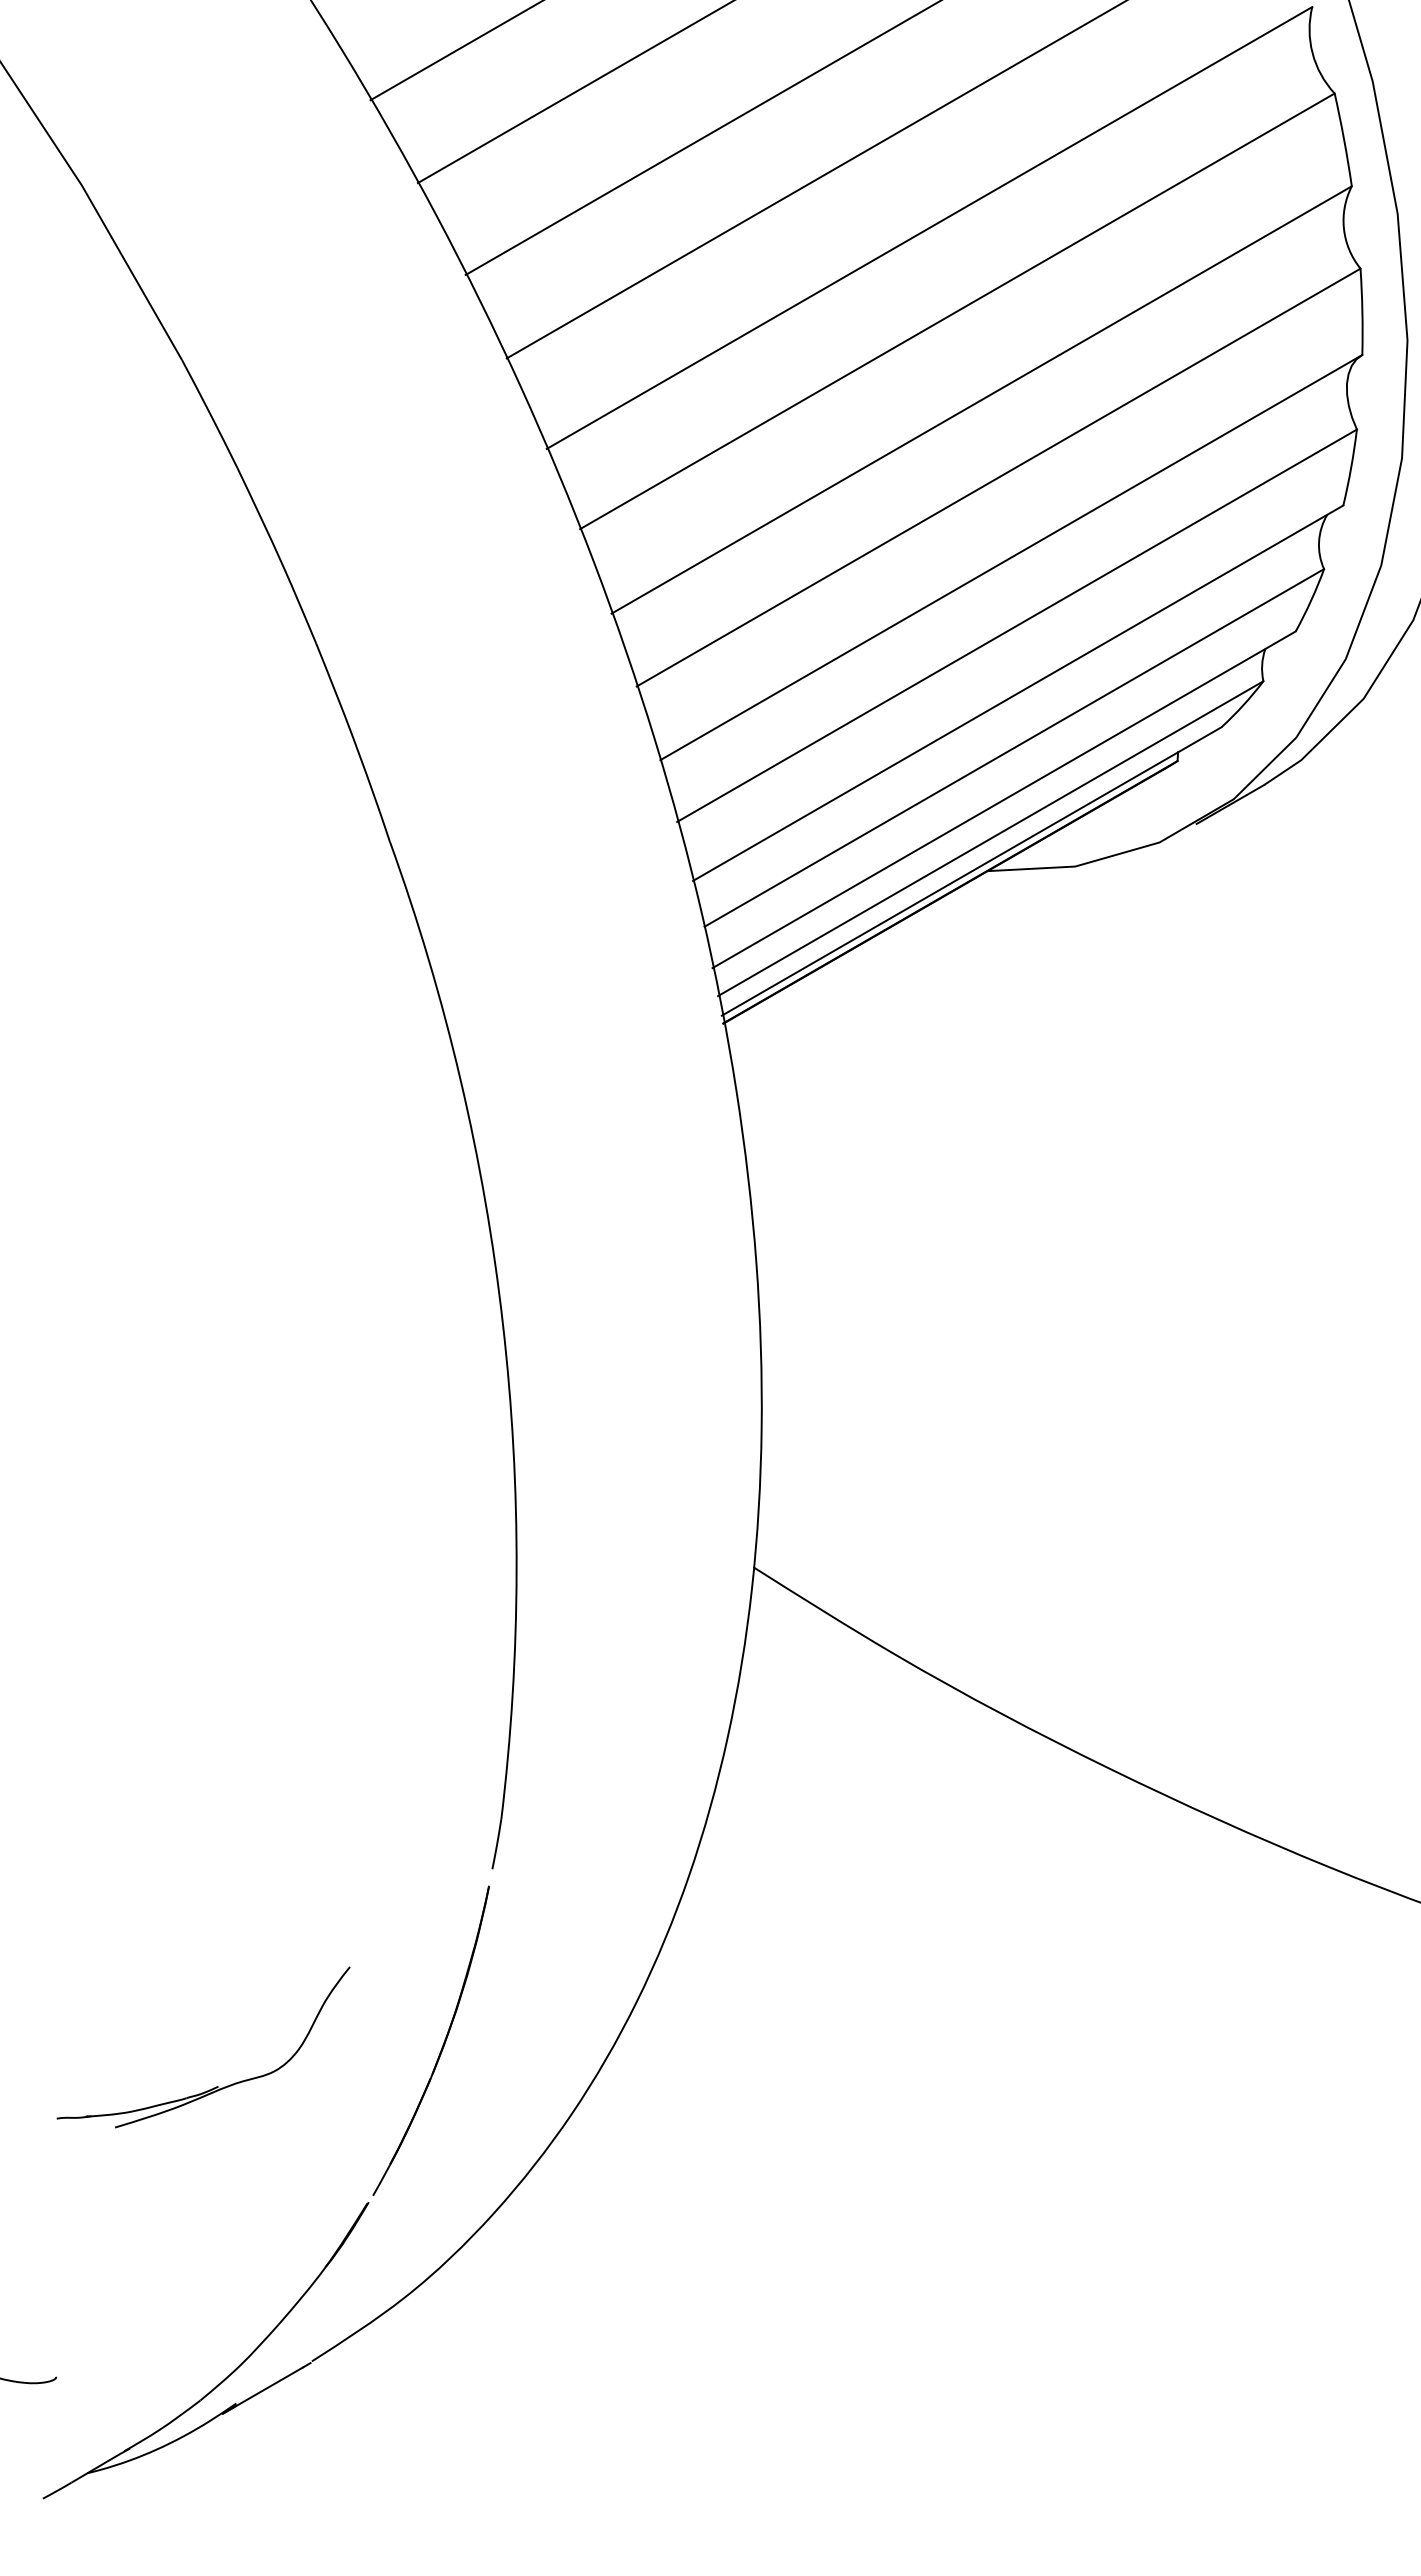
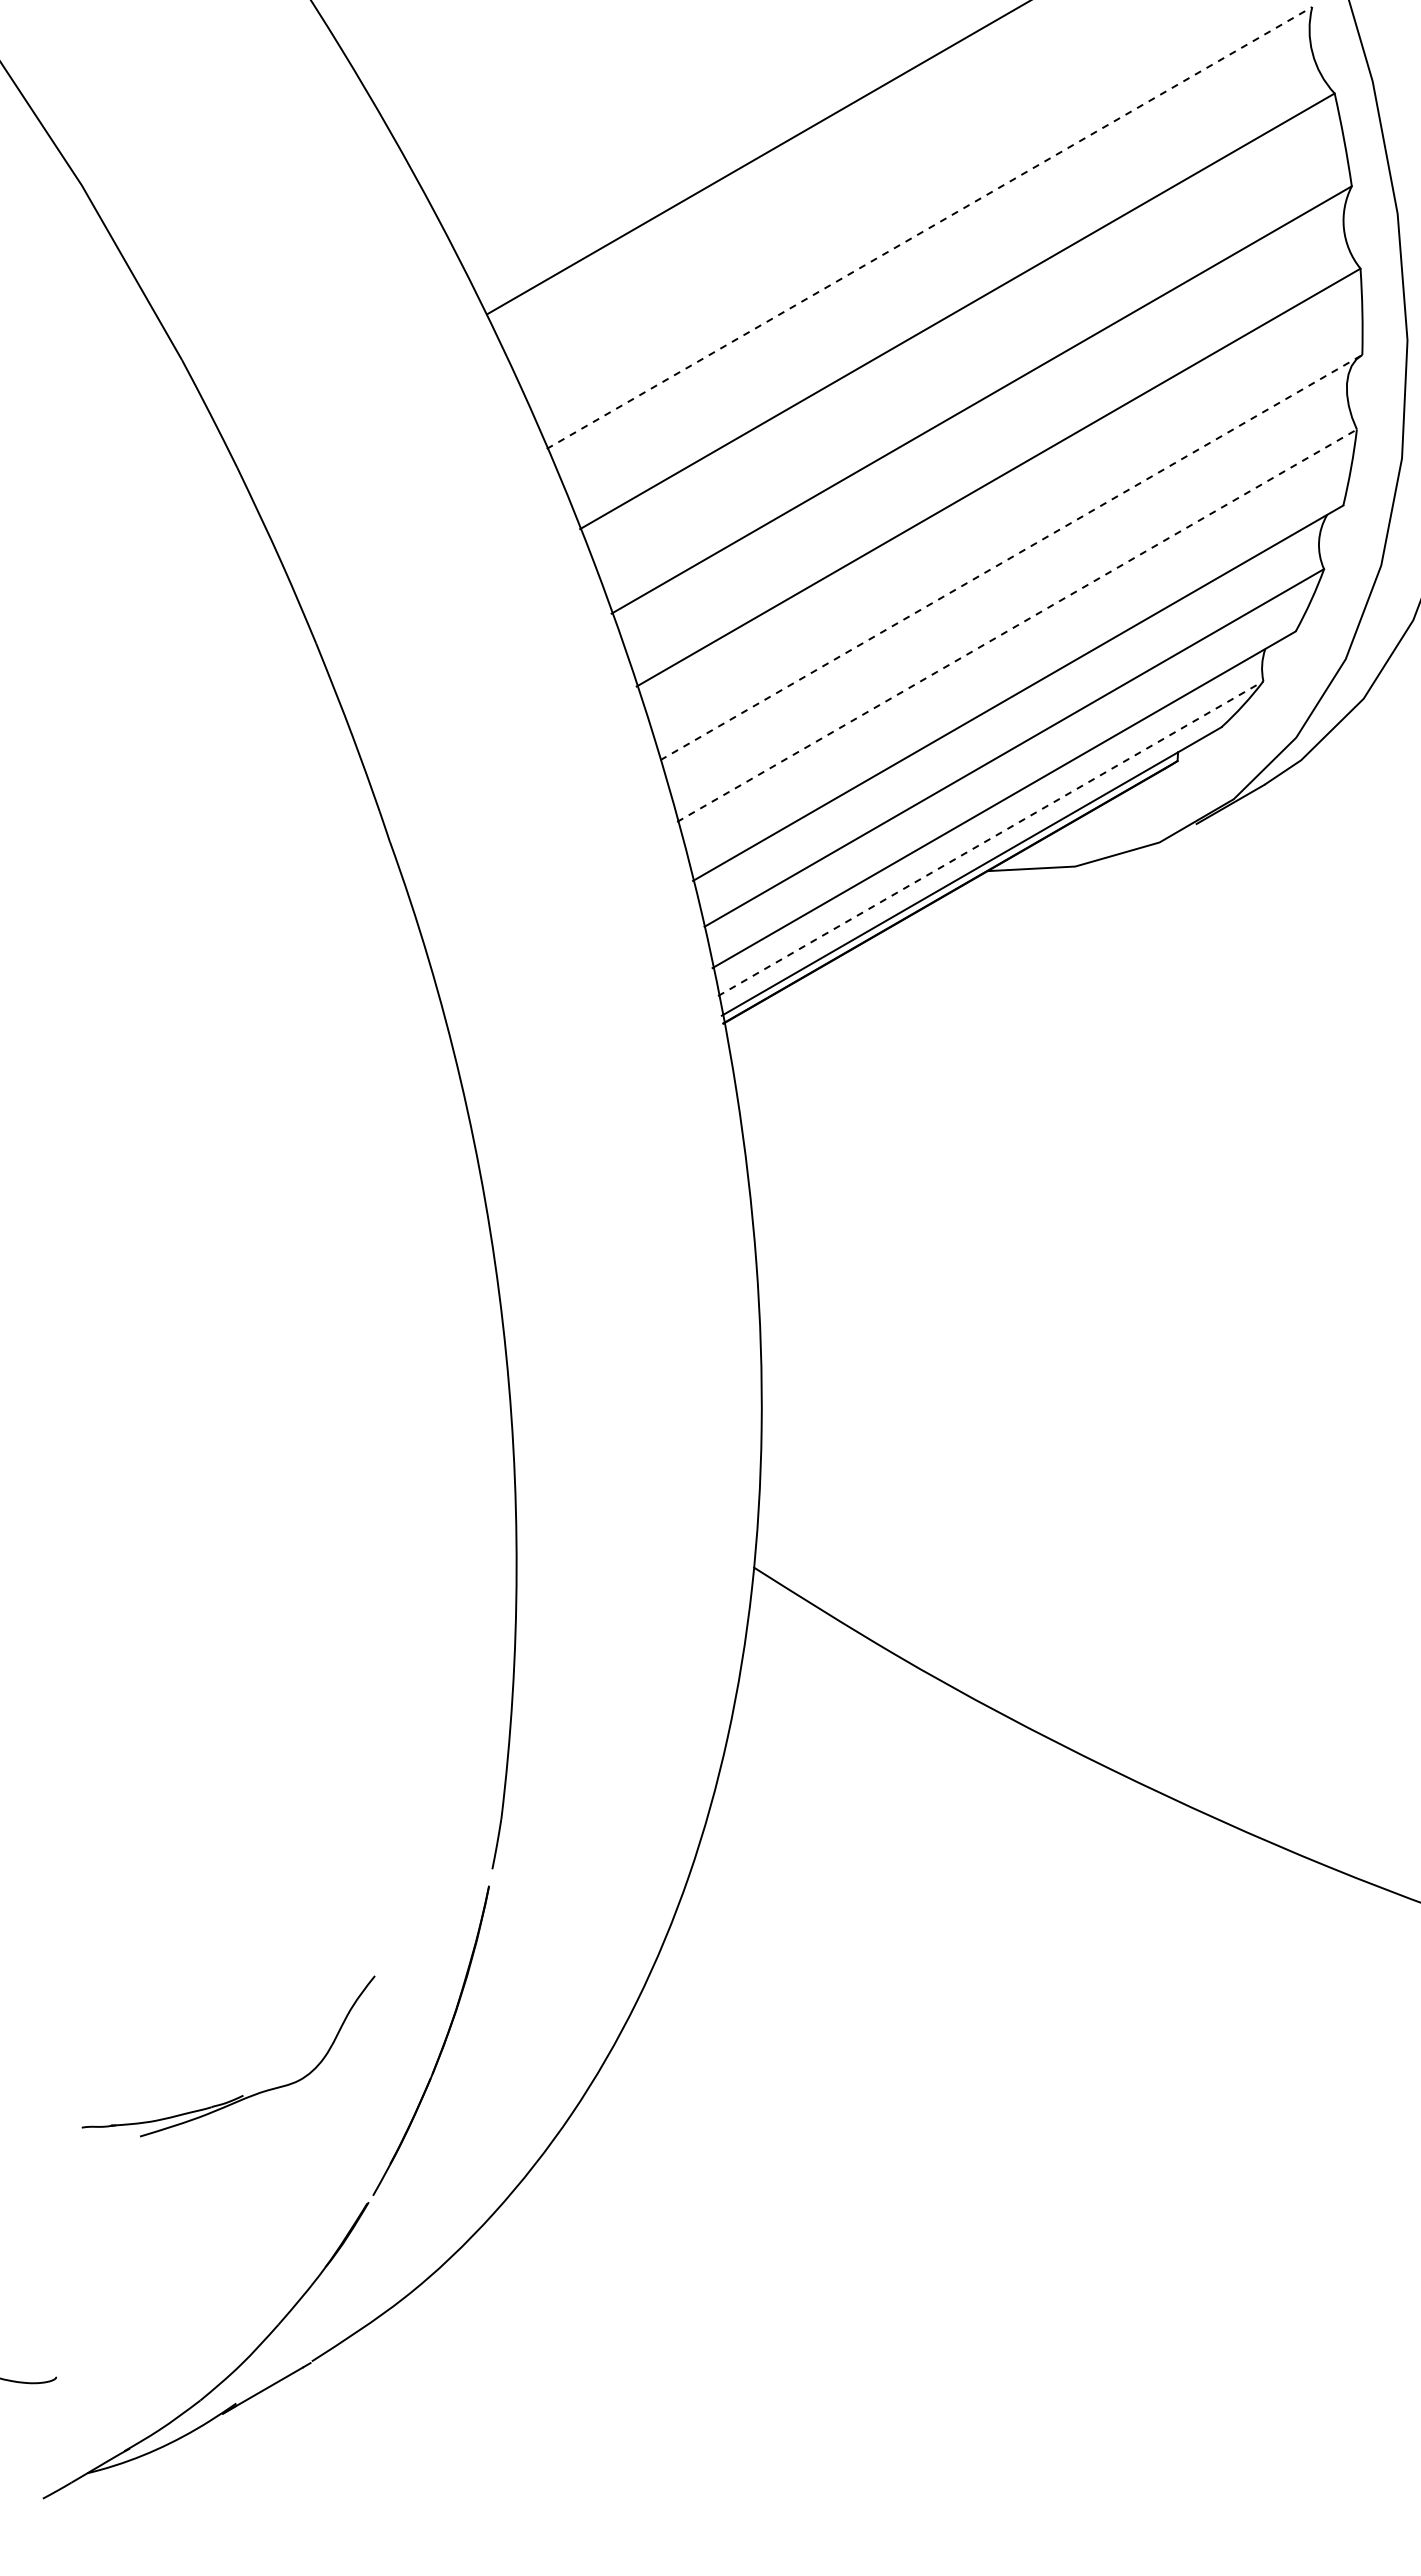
line: present -> none (455, 51)
line: present -> none (573, 92)
line position: (701, 138) -> (757, 158) (757, 158)
line: present -> none (814, 180)
line: solid -> dashed (929, 228)
line: solid -> dashed (1011, 557)
line: solid -> dashed (1017, 625)
line: solid -> dashed (990, 838)
part position: (216, 2086) -> (241, 2095) (241, 2095)
